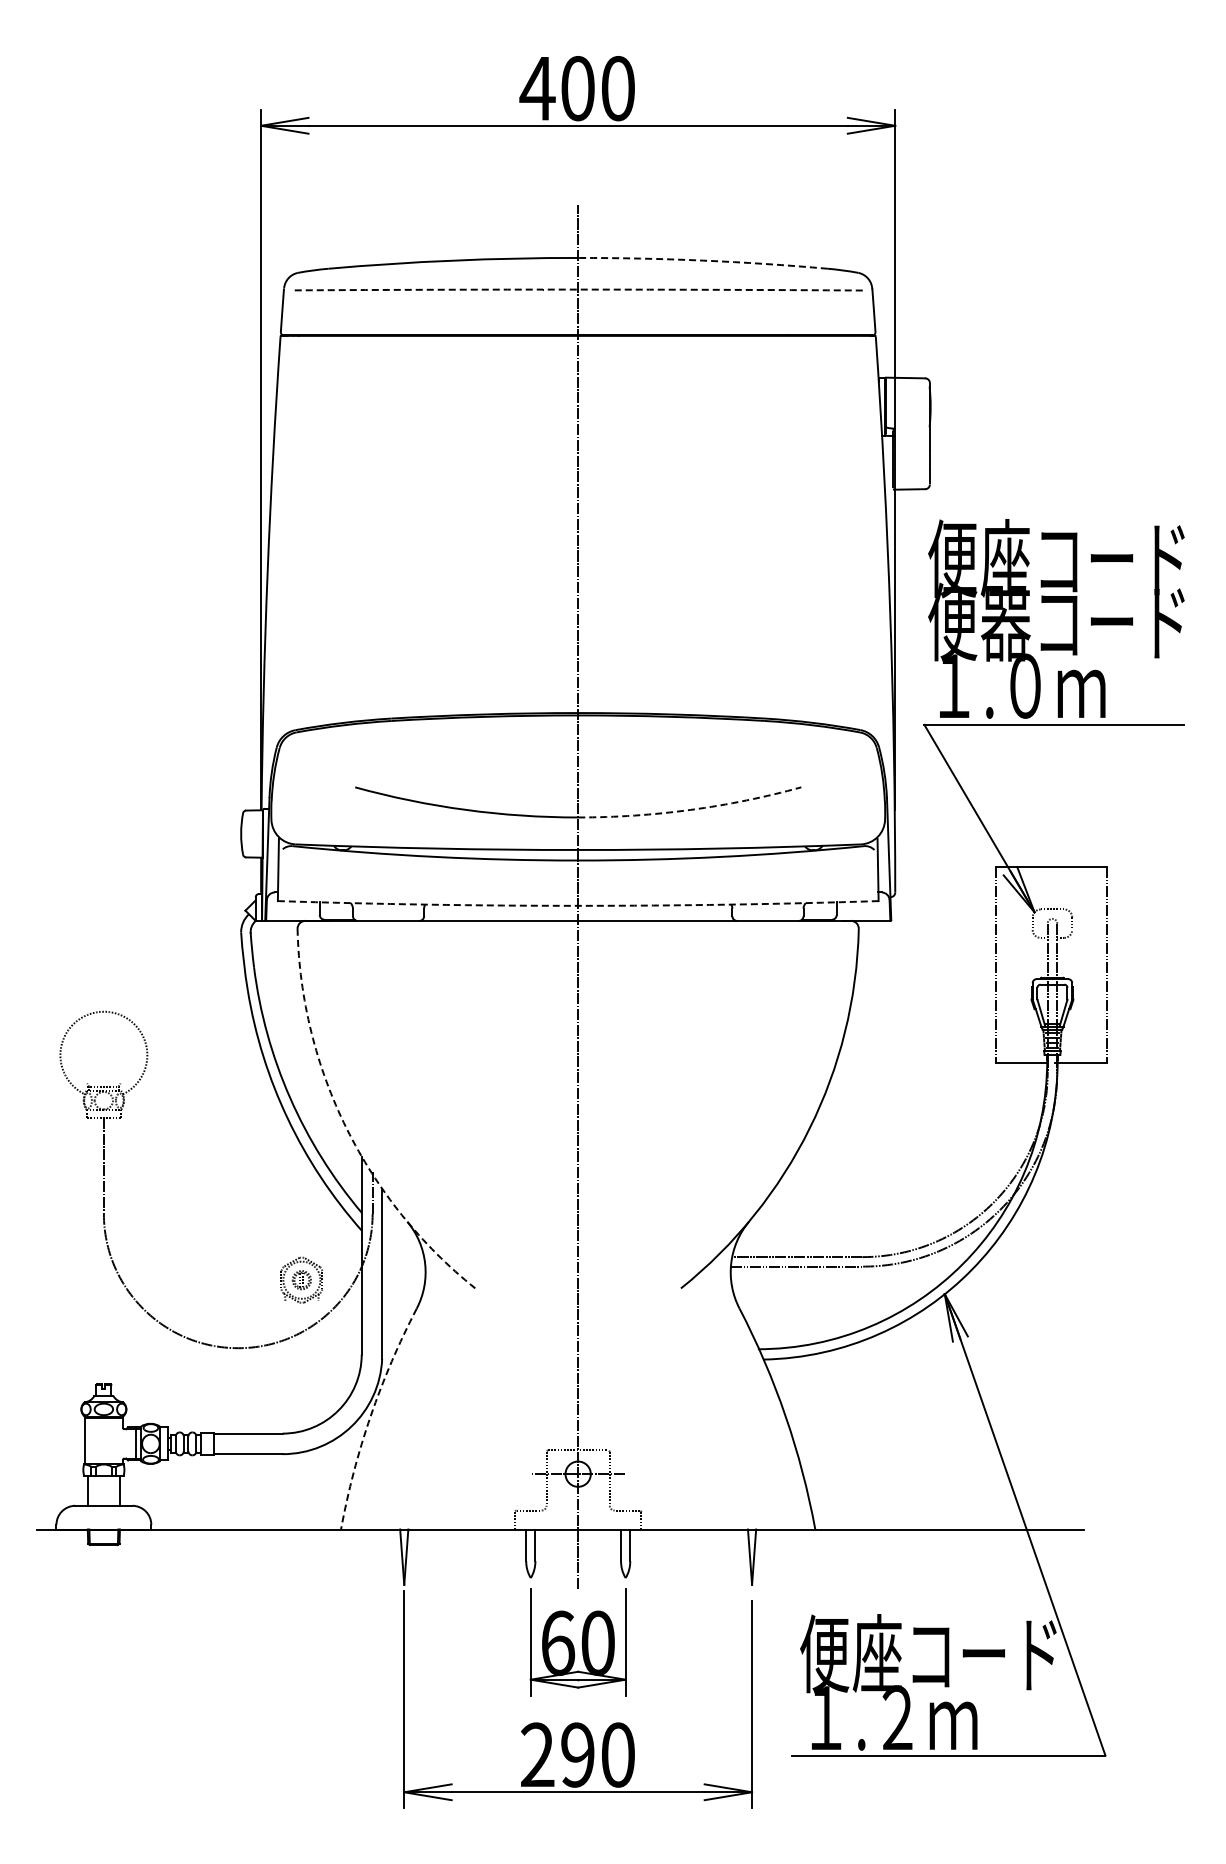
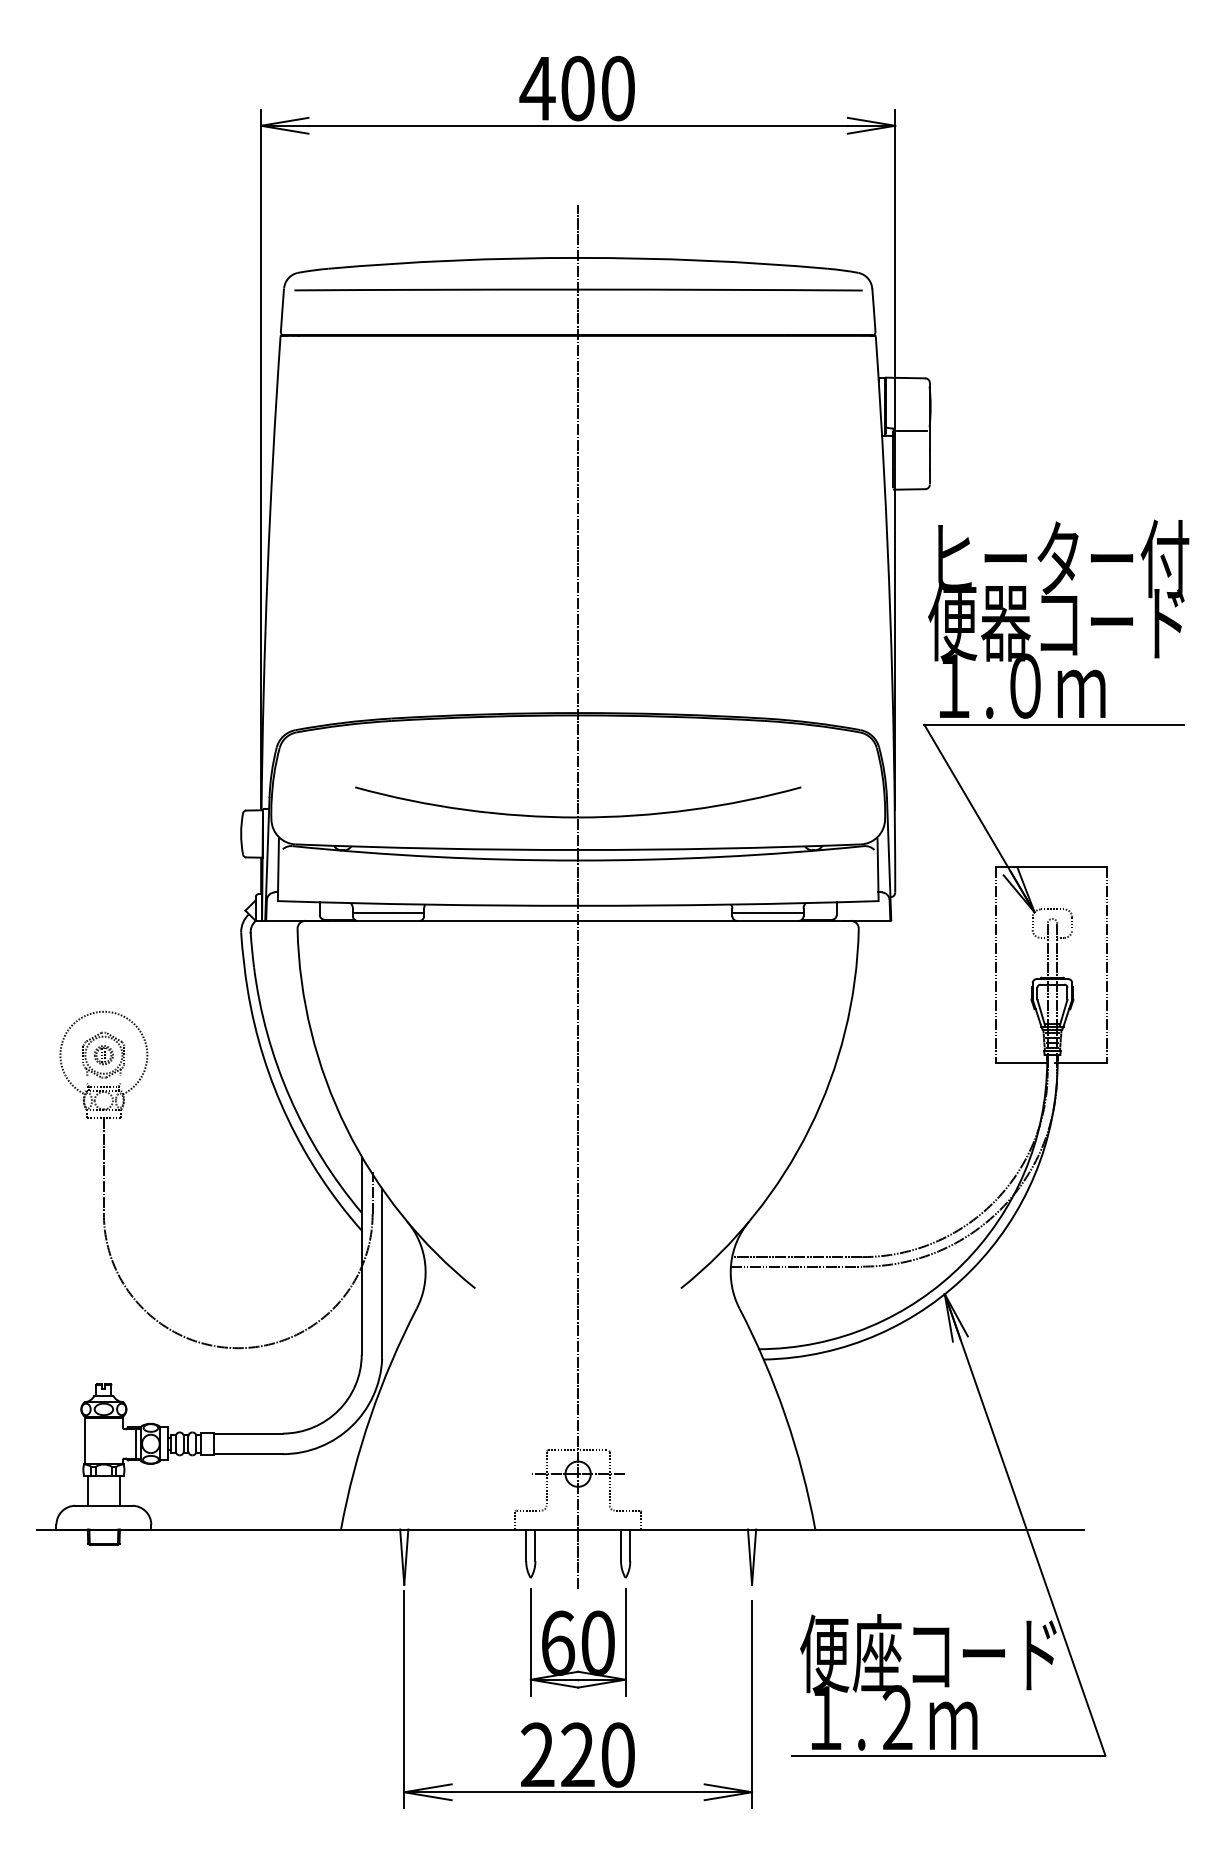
arc: dashed -> solid (703, 260)
arc: dashed -> solid (578, 289)
line: none -> present (911, 431)
text: 便座コード -> ヒーター付 (1058, 558)
arc: dashed -> solid (690, 809)
arc: dashed -> solid (578, 905)
line: none -> present (388, 913)
line: none -> present (767, 913)
arc: dashed -> solid (346, 1128)
part position: (301, 1279) -> (103, 1054) (103, 1054)
arc: dashed -> solid (370, 1416)
text: 290 -> 220 (577, 1754)
